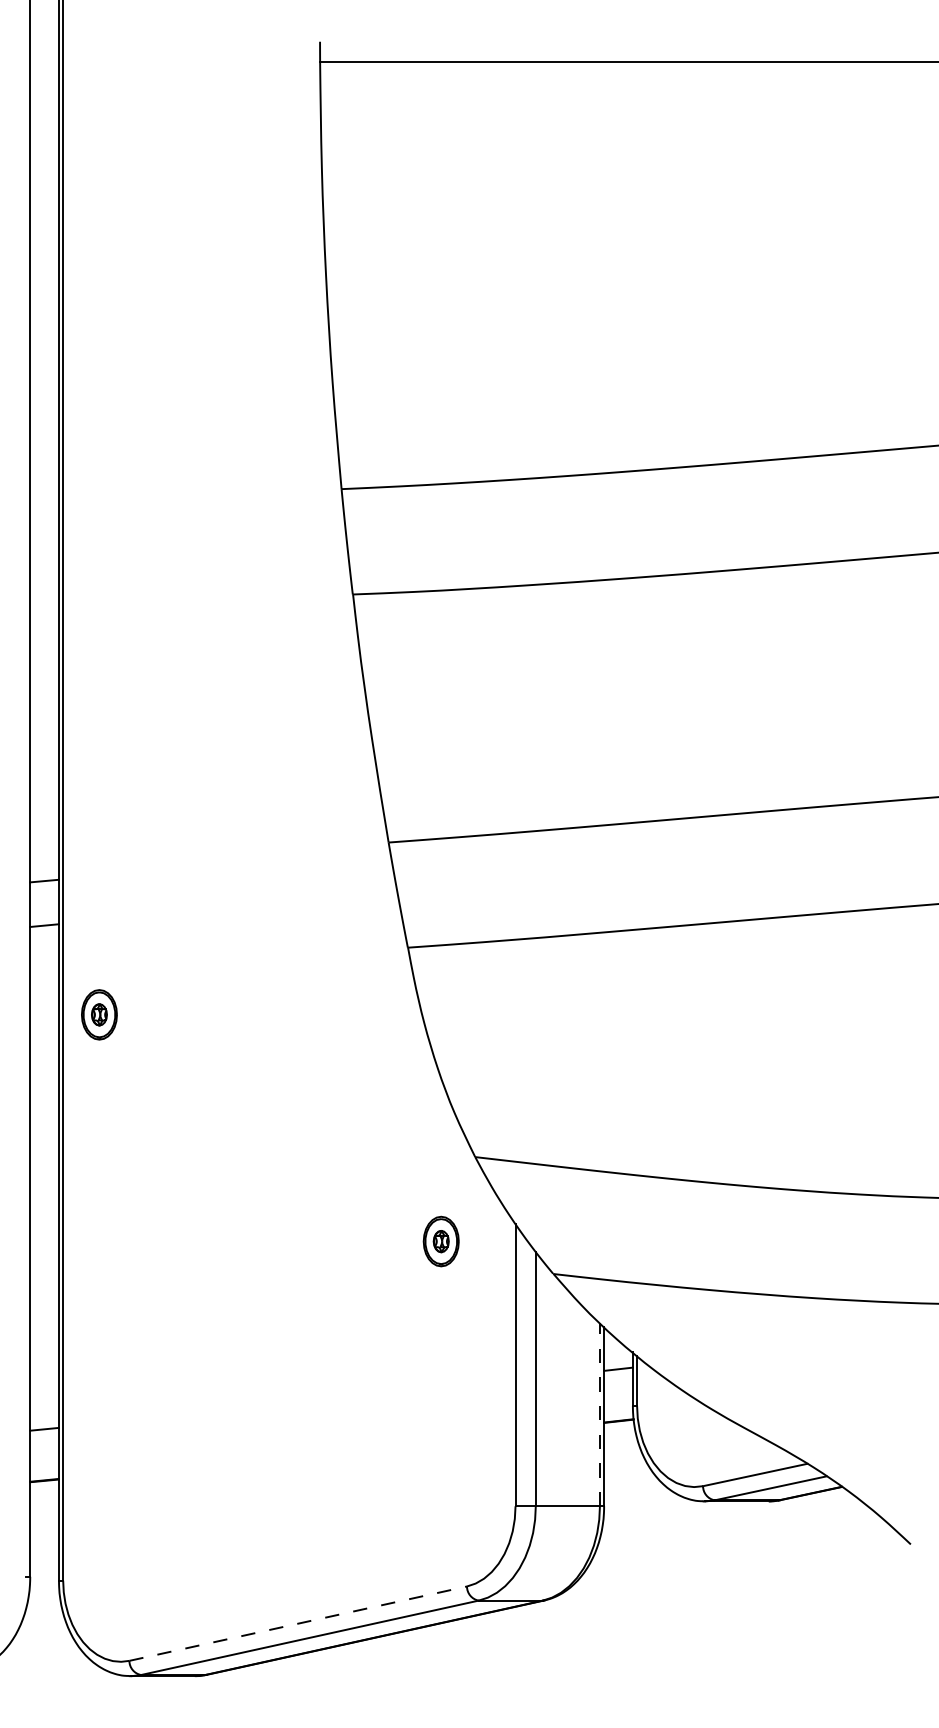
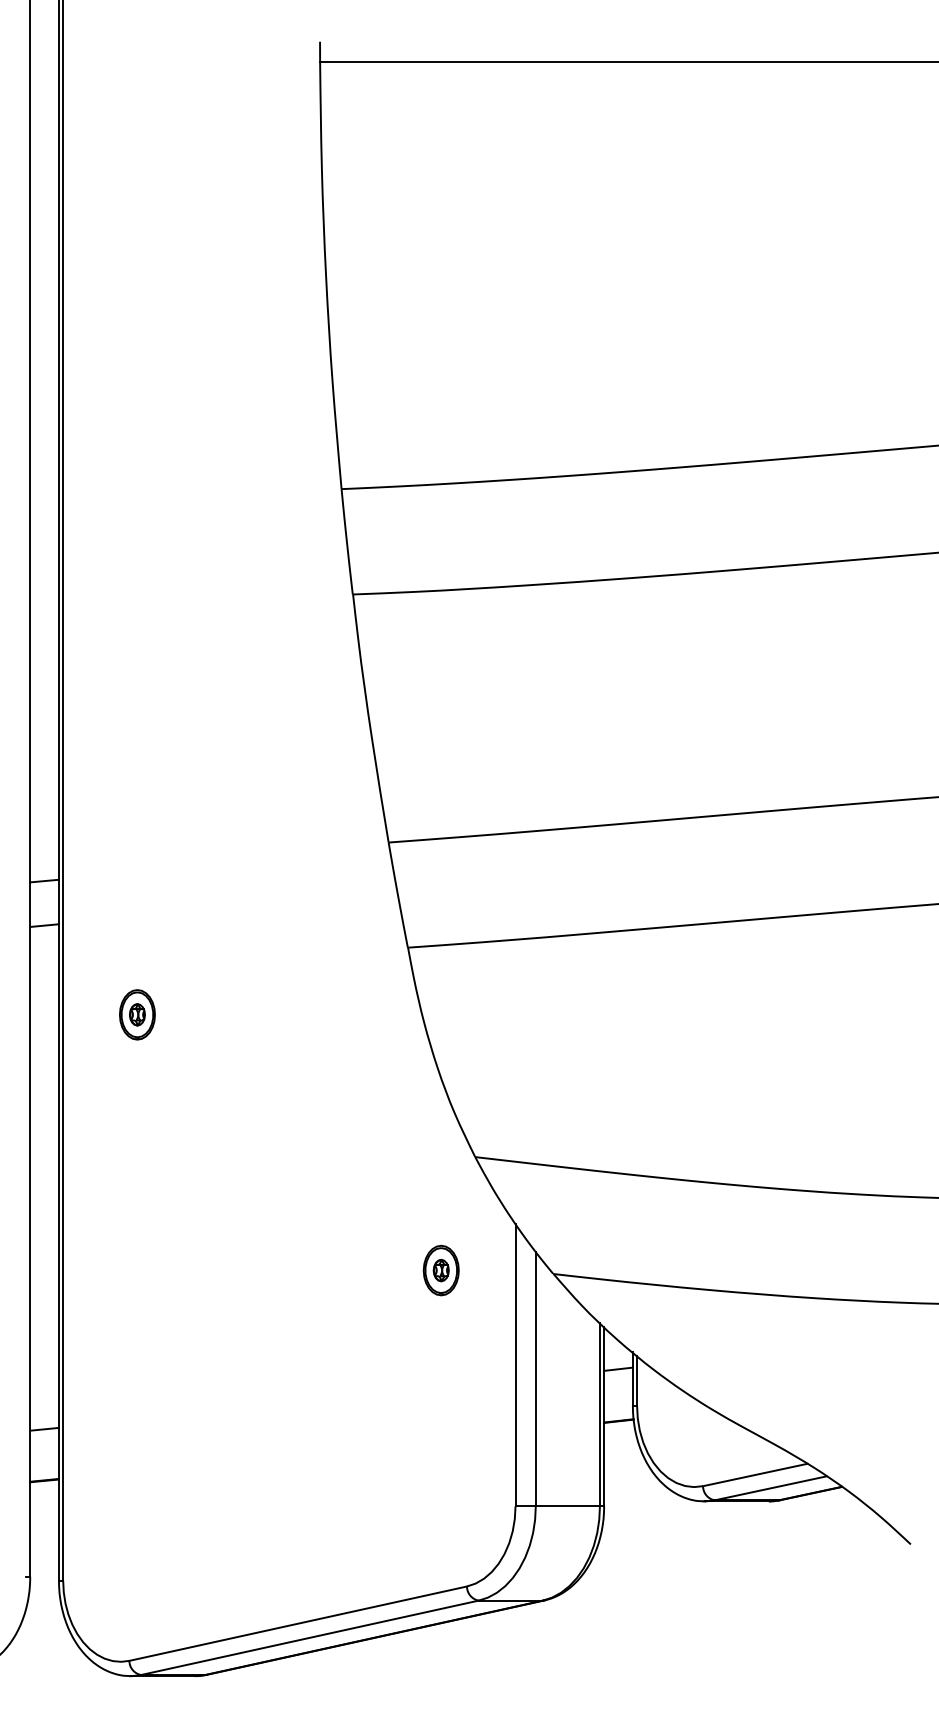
part position: (99, 1014) -> (137, 1014) (137, 1014)
part position: (440, 1241) -> (440, 1270) (440, 1270)
line: dashed -> solid (599, 1414)
line: dashed -> solid (298, 1623)
